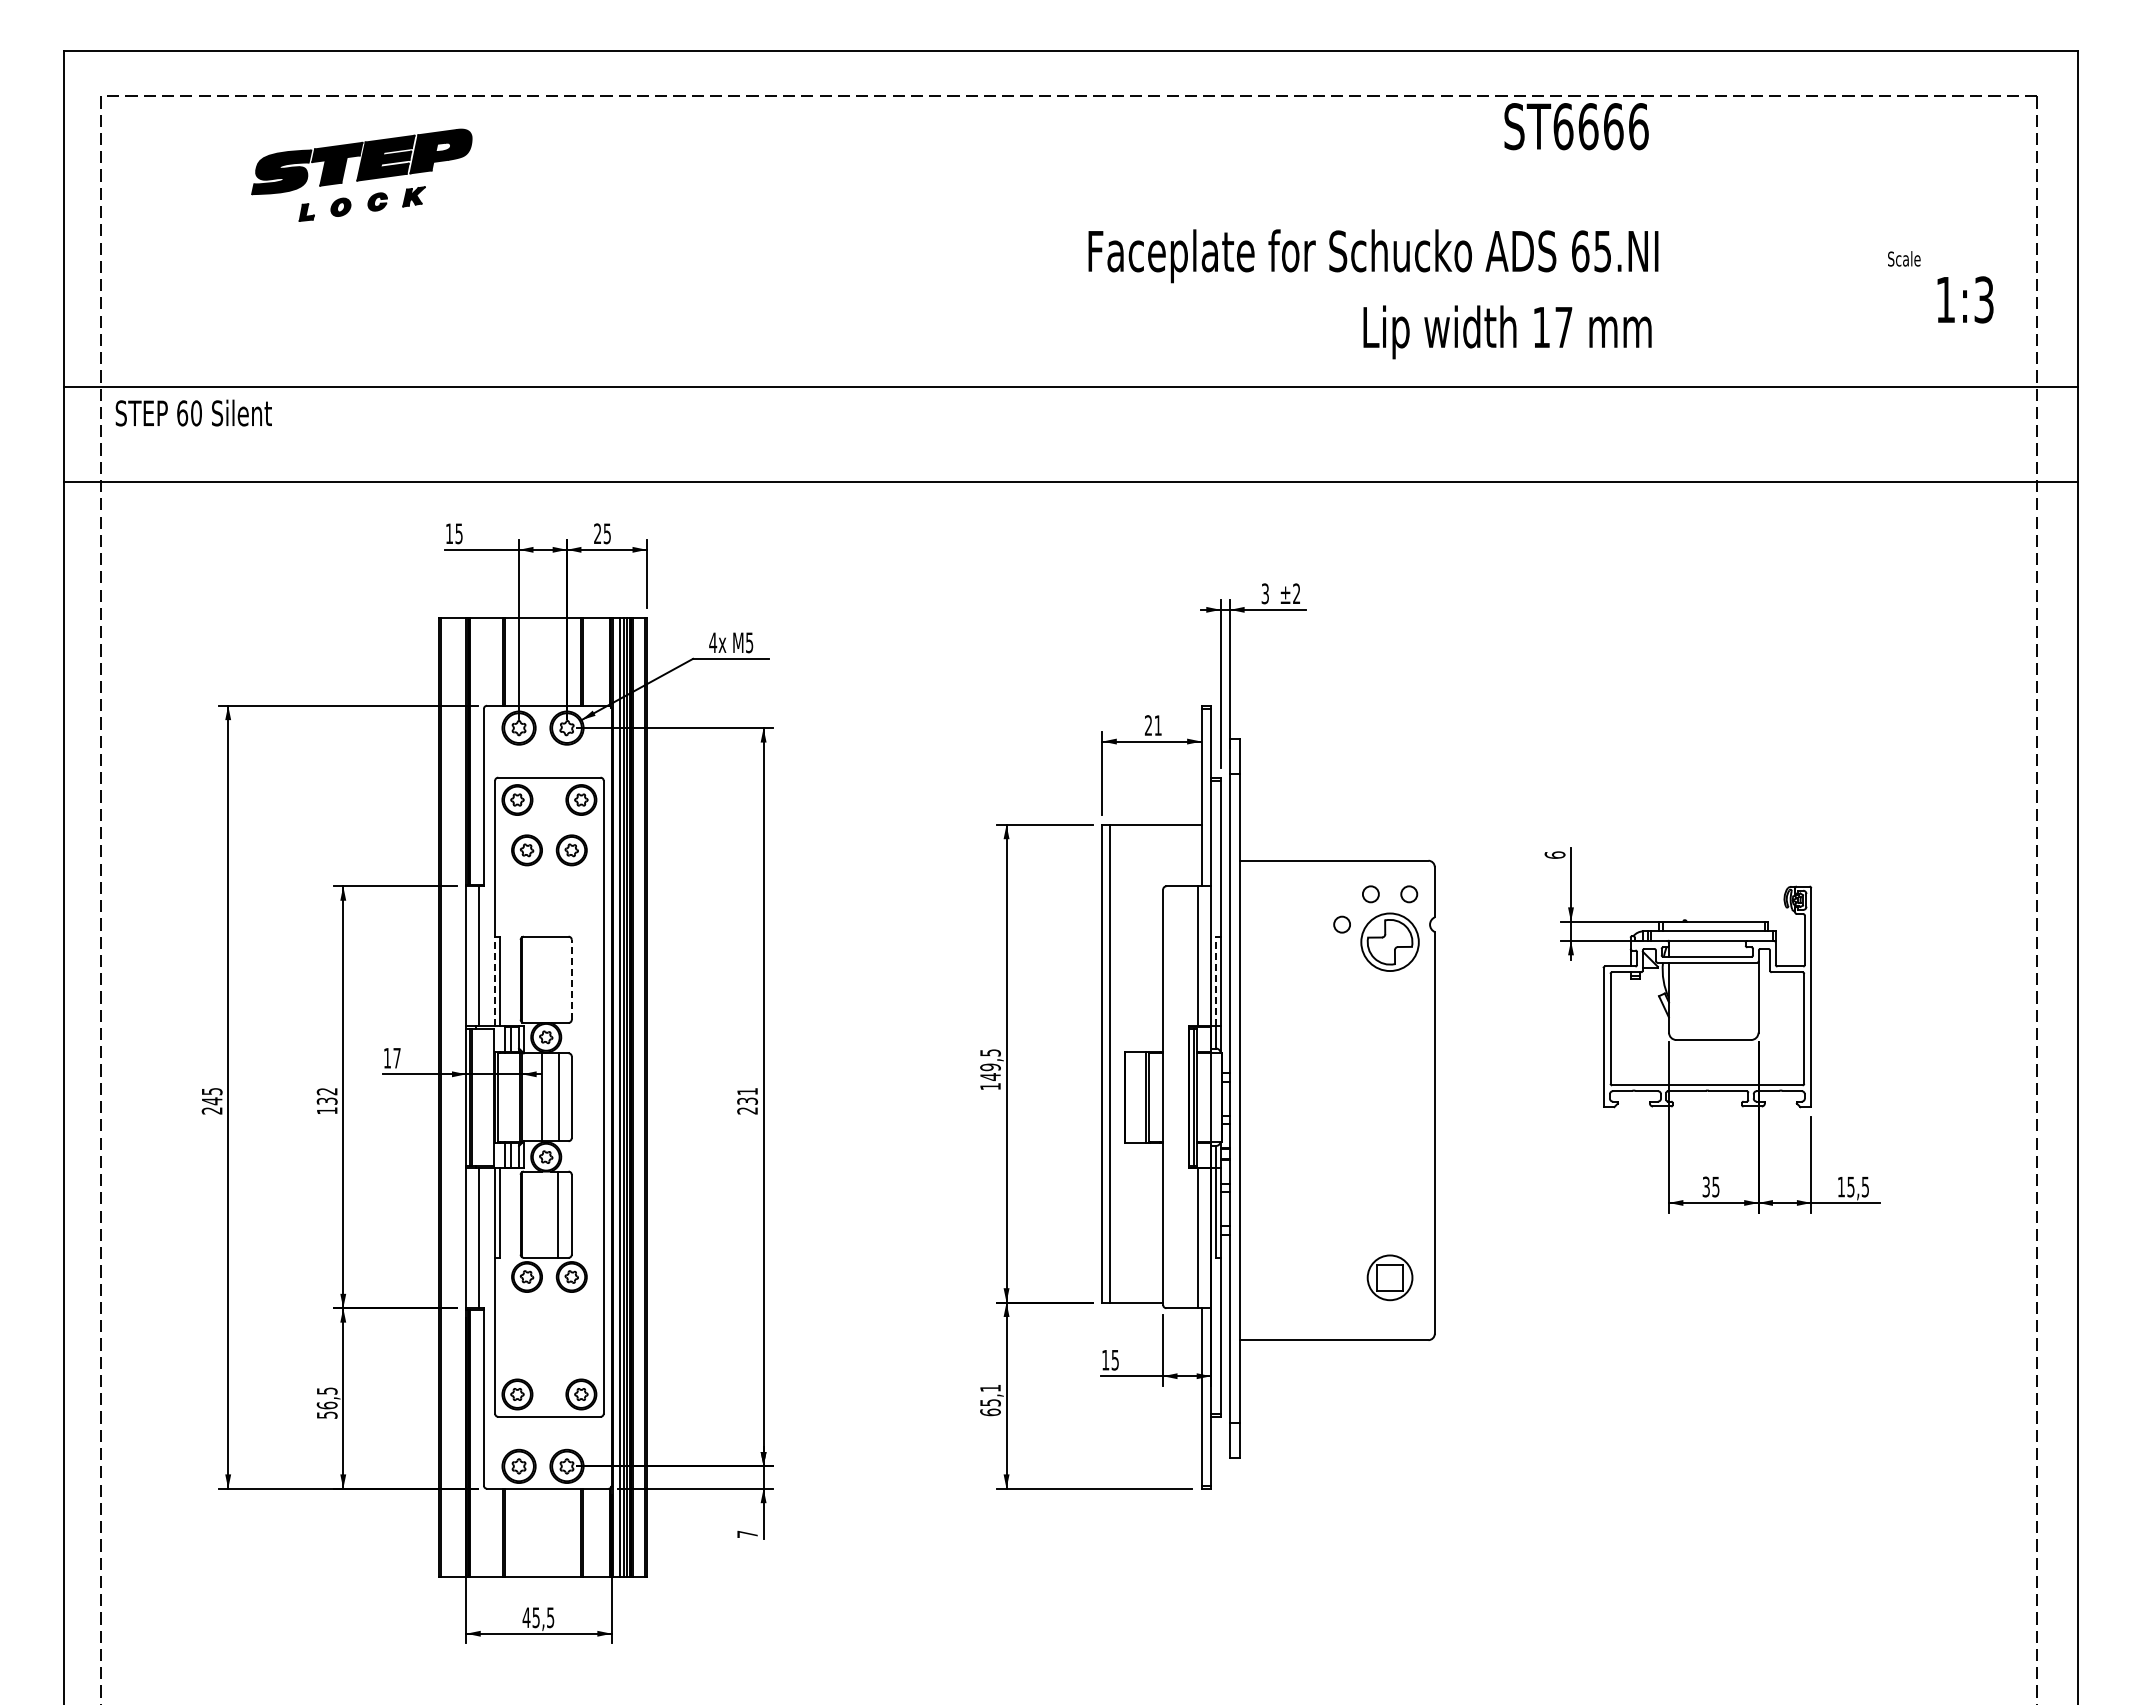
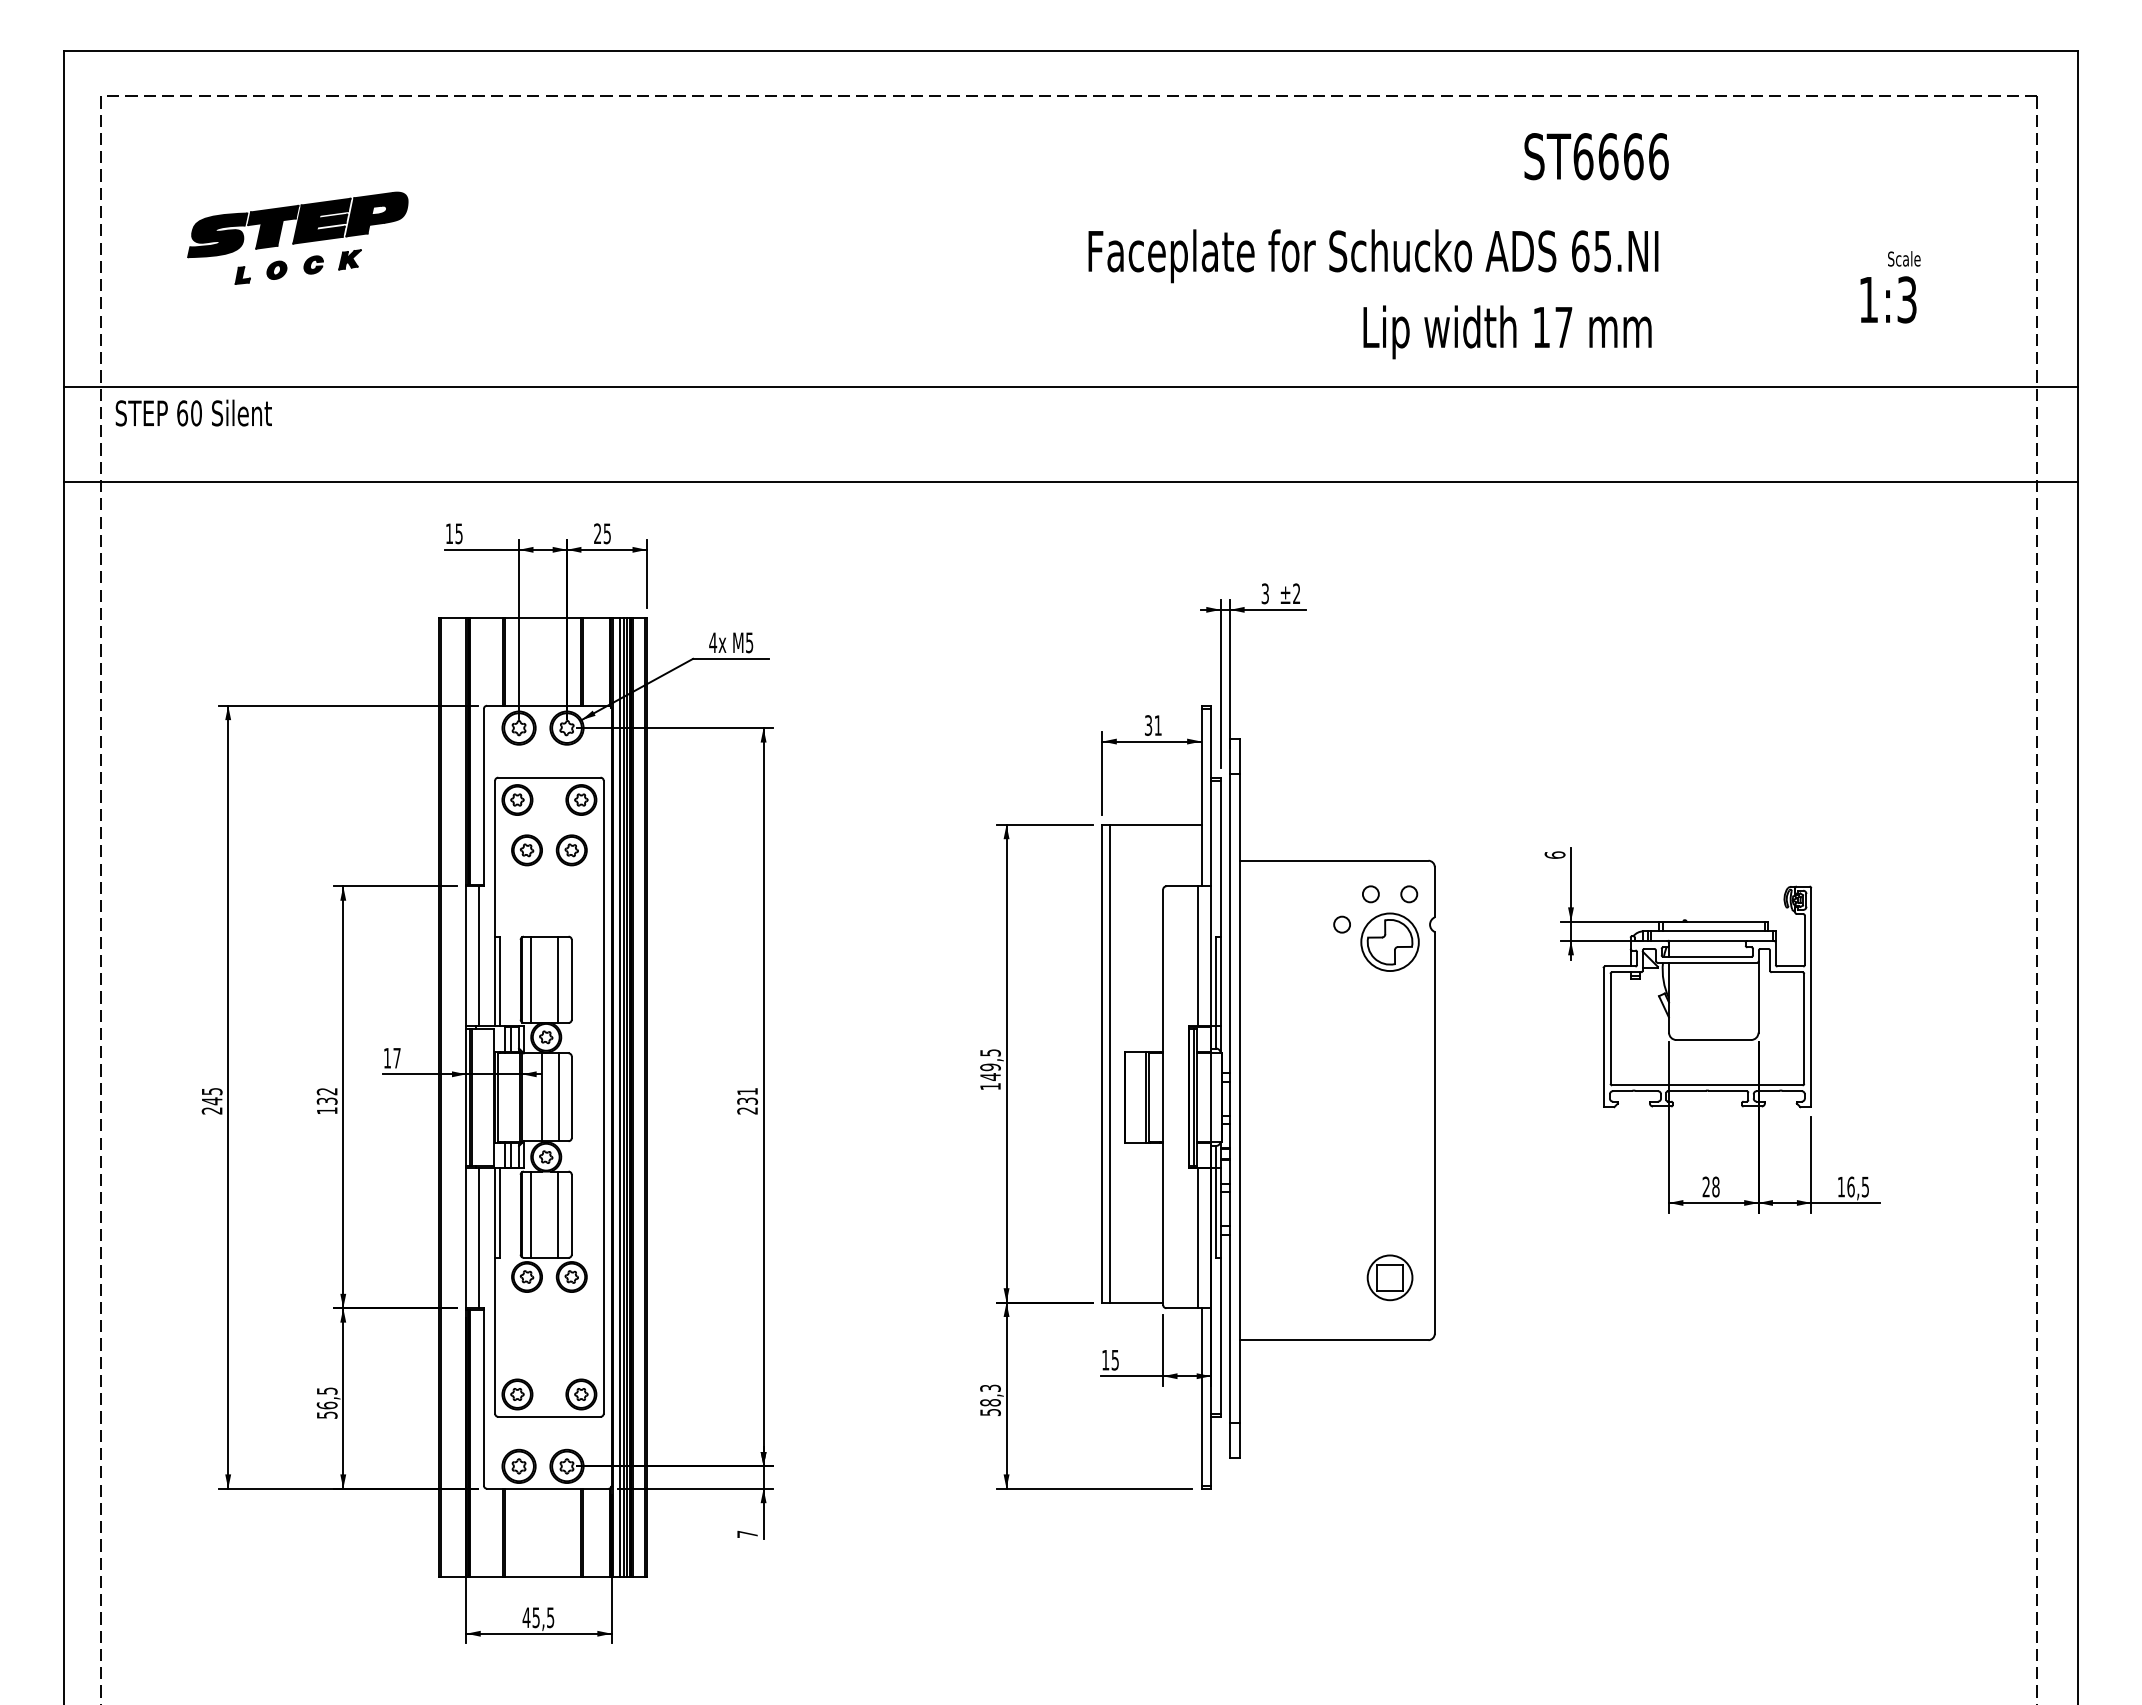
text position: (1576, 126) -> (1596, 156) (1596, 156)
part position: (361, 174) -> (297, 237) (297, 237)
text position: (1965, 299) -> (1888, 299) (1888, 299)
text: 21 -> 31 (1148, 725)
line: none -> present (531, 979)
line: none -> present (557, 979)
line: dashed -> solid (571, 979)
line: dashed -> solid (495, 981)
line: dashed -> solid (1215, 981)
text: 35 -> 28 (1710, 1186)
text: 15,5 -> 16,5 (1850, 1186)
line: none -> present (531, 1214)
text: 65,1 -> 58,3 (990, 1400)
